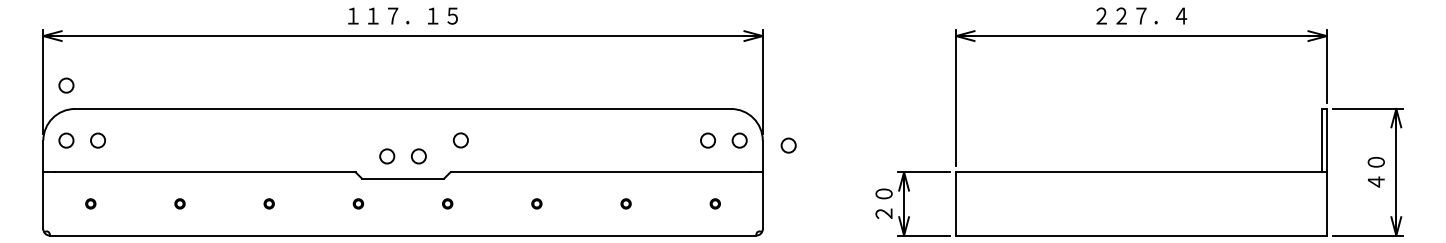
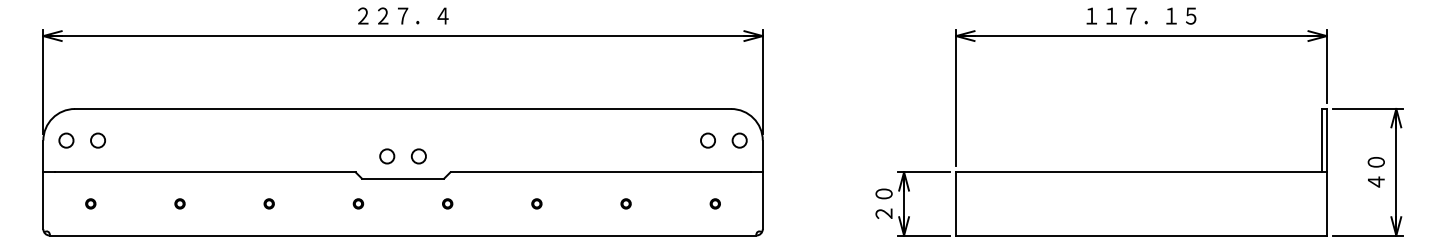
text: １１７．１５ -> ２２７．４ (402, 15)
text: ２２７．４ -> １１７．１５ (1141, 15)
circle: present -> none (66, 85)
circle: present -> none (460, 140)
circle: present -> none (788, 145)
